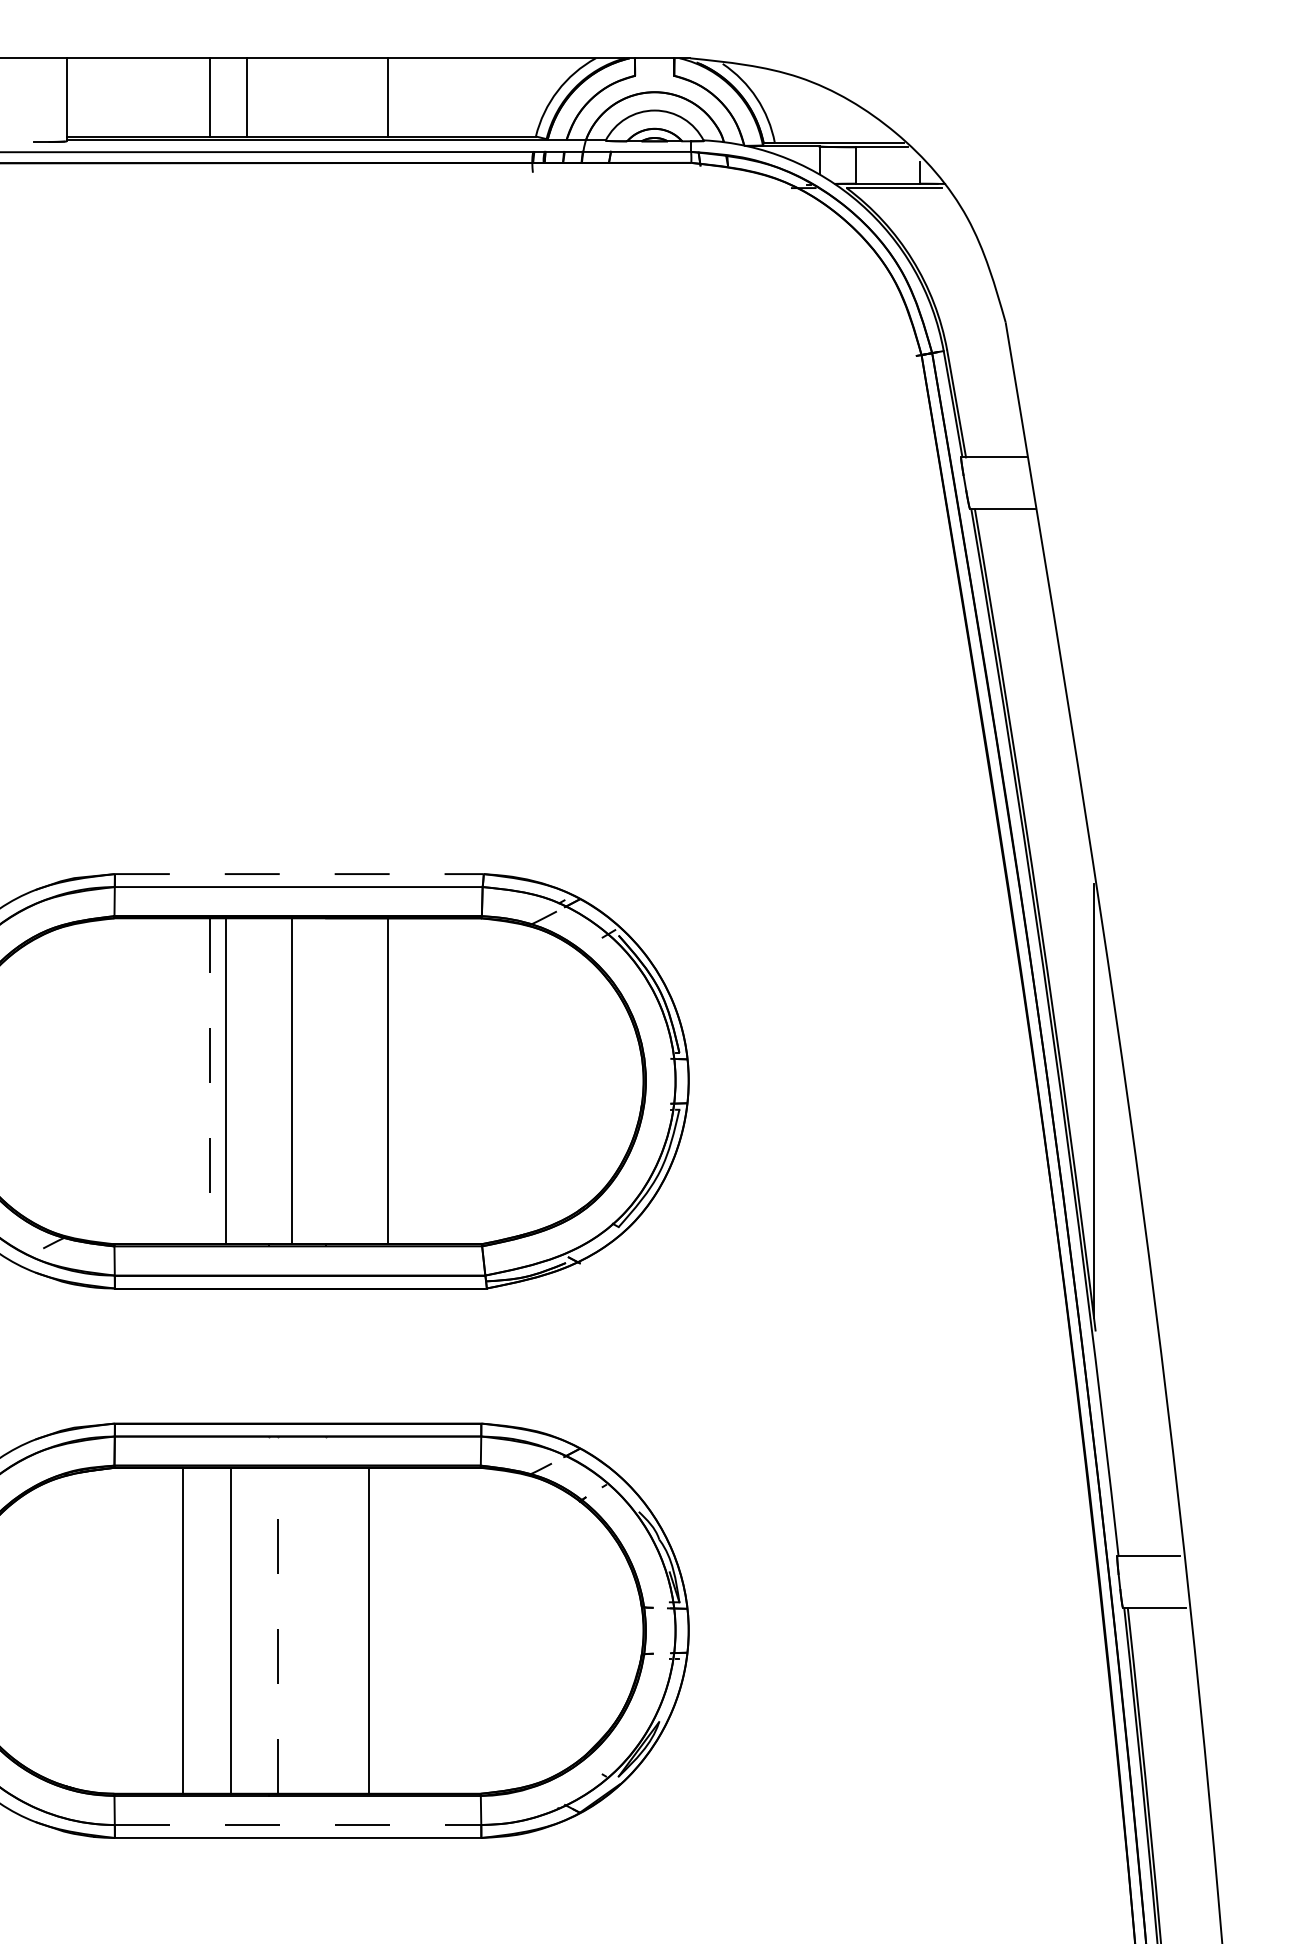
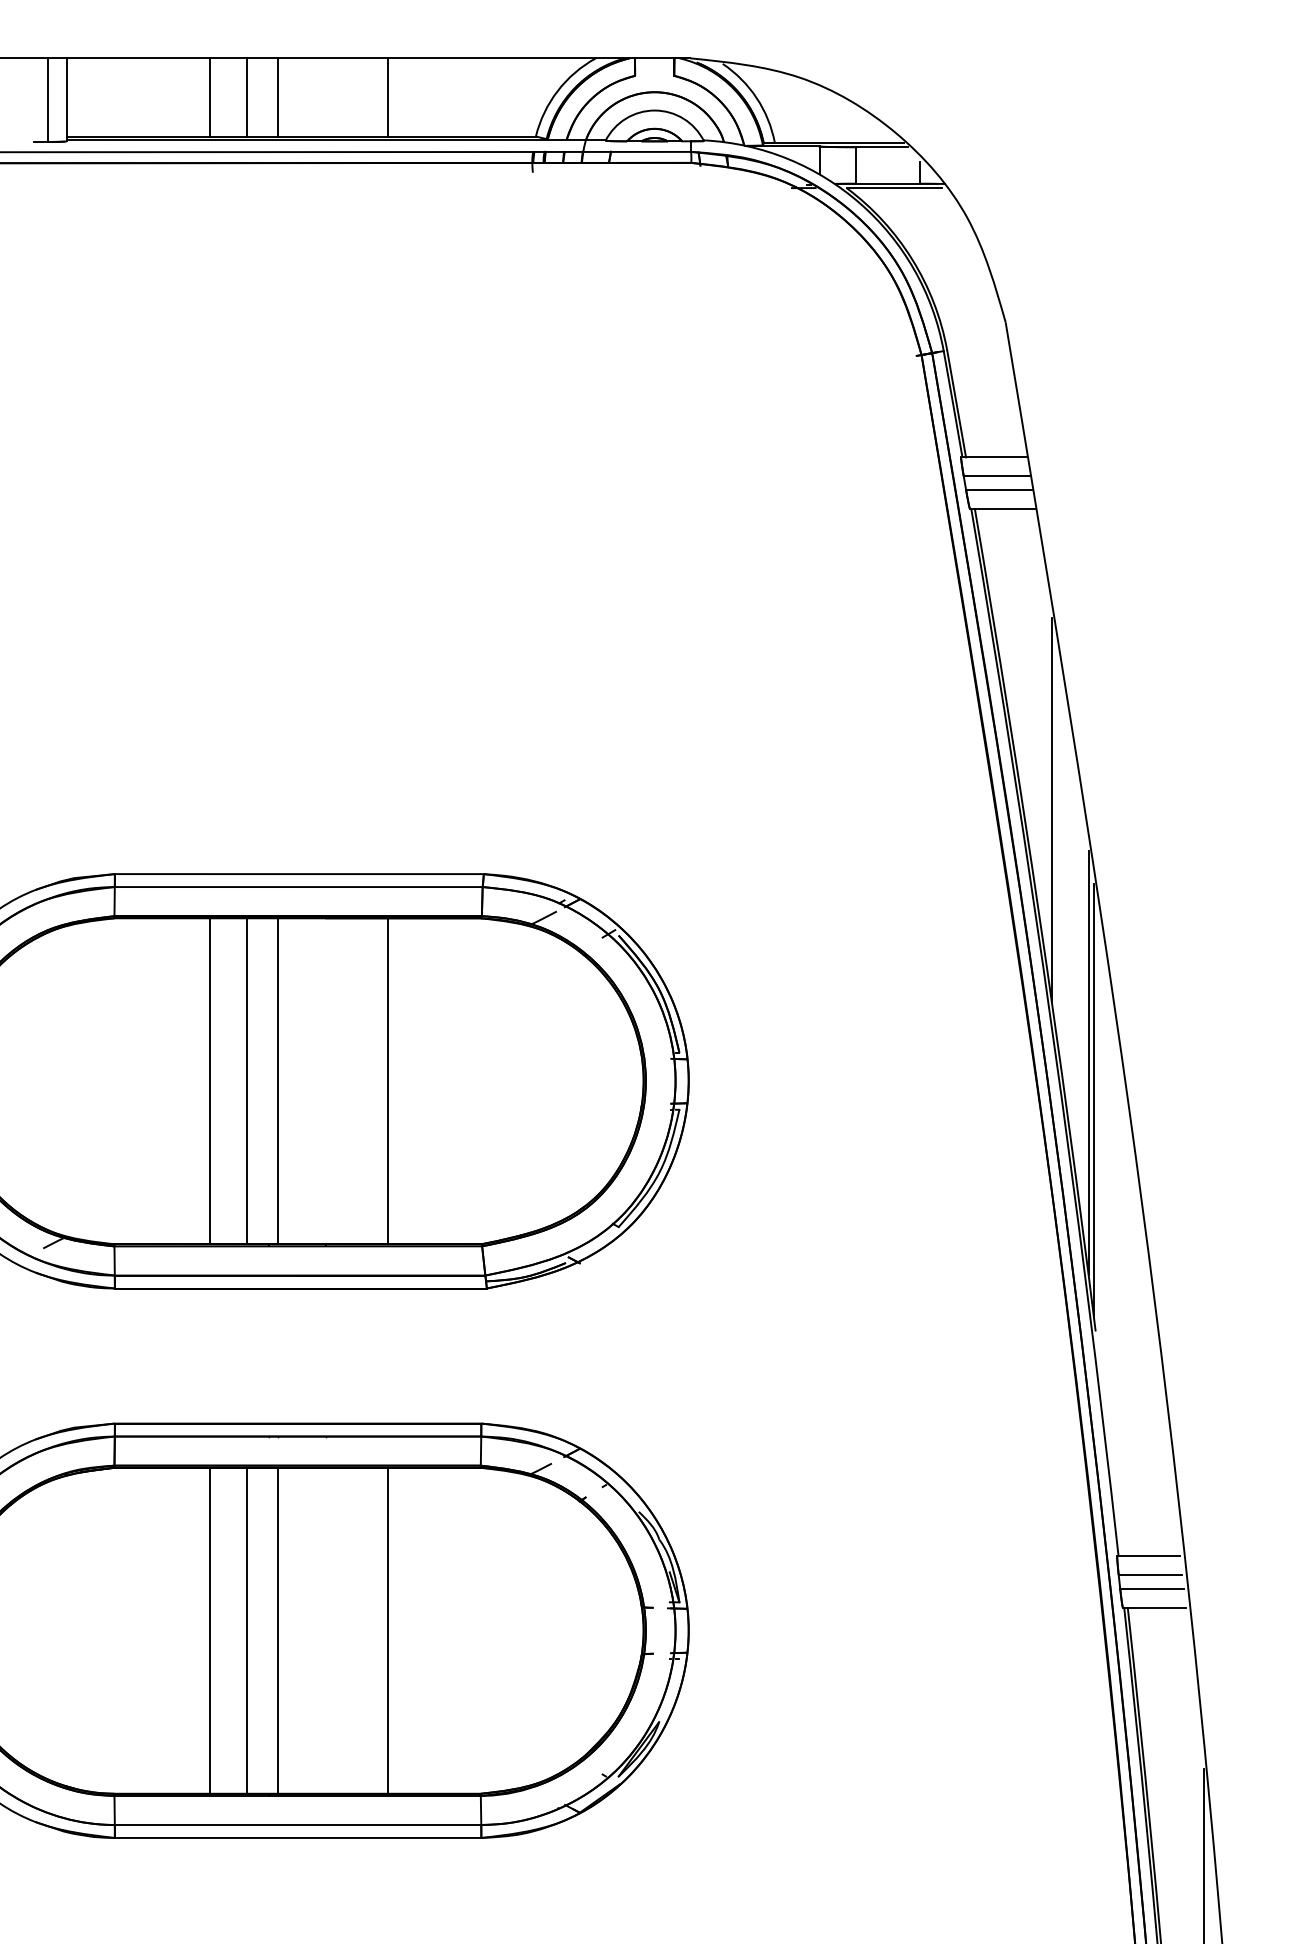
line: none -> present (277, 97)
line: none -> present (48, 99)
line: none -> present (996, 475)
line: none -> present (999, 490)
line: none -> present (1052, 810)
line: dashed -> solid (299, 874)
line: none -> present (1088, 1062)
line: dashed -> solid (210, 1081)
line position: (225, 1081) -> (246, 1081) (246, 1081)
line position: (291, 1081) -> (277, 1081) (277, 1081)
line: none -> present (1149, 1574)
line: none -> present (1151, 1589)
line position: (183, 1630) -> (210, 1630) (210, 1630)
line position: (230, 1630) -> (246, 1630) (246, 1630)
line: dashed -> solid (277, 1630)
line position: (368, 1630) -> (387, 1630) (387, 1630)
line: dashed -> solid (298, 1825)
line: none -> present (1203, 1854)
